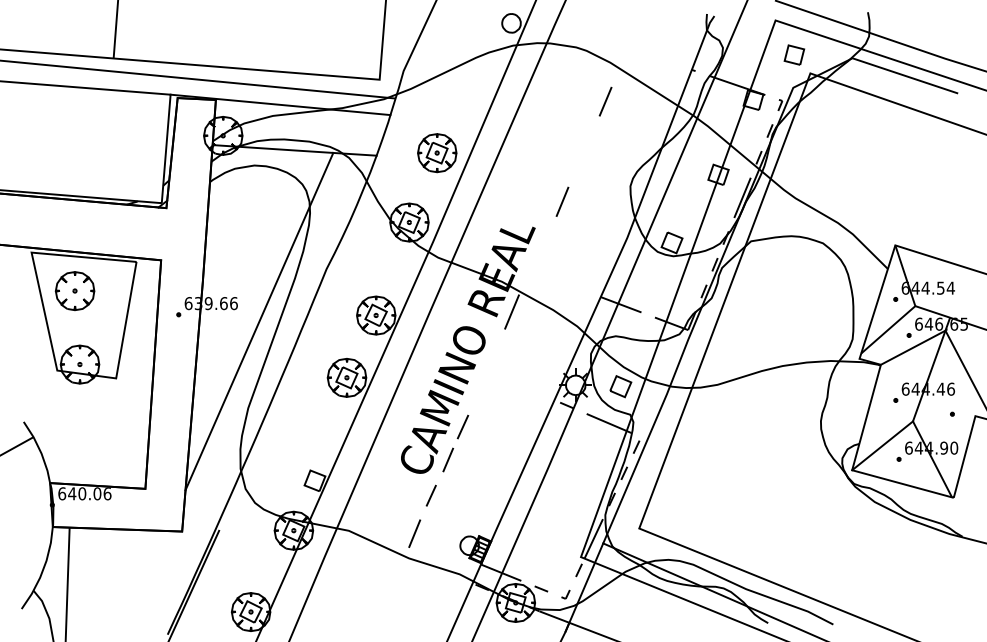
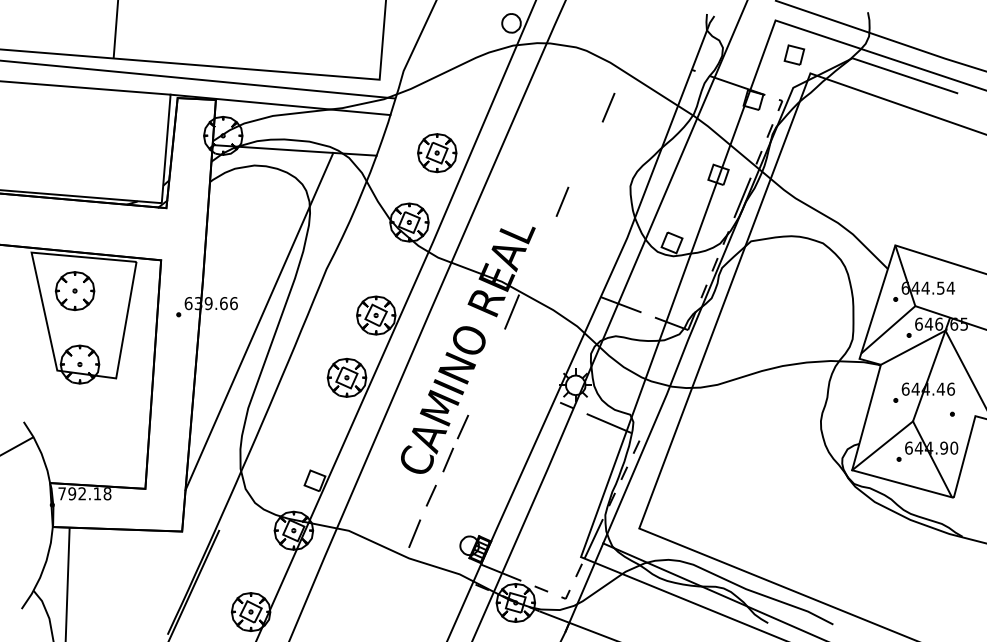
line position: (605, 101) -> (608, 107) (608, 107)
part: present -> none (620, 386)
text: 640.06 -> 792.18 (84, 493)
